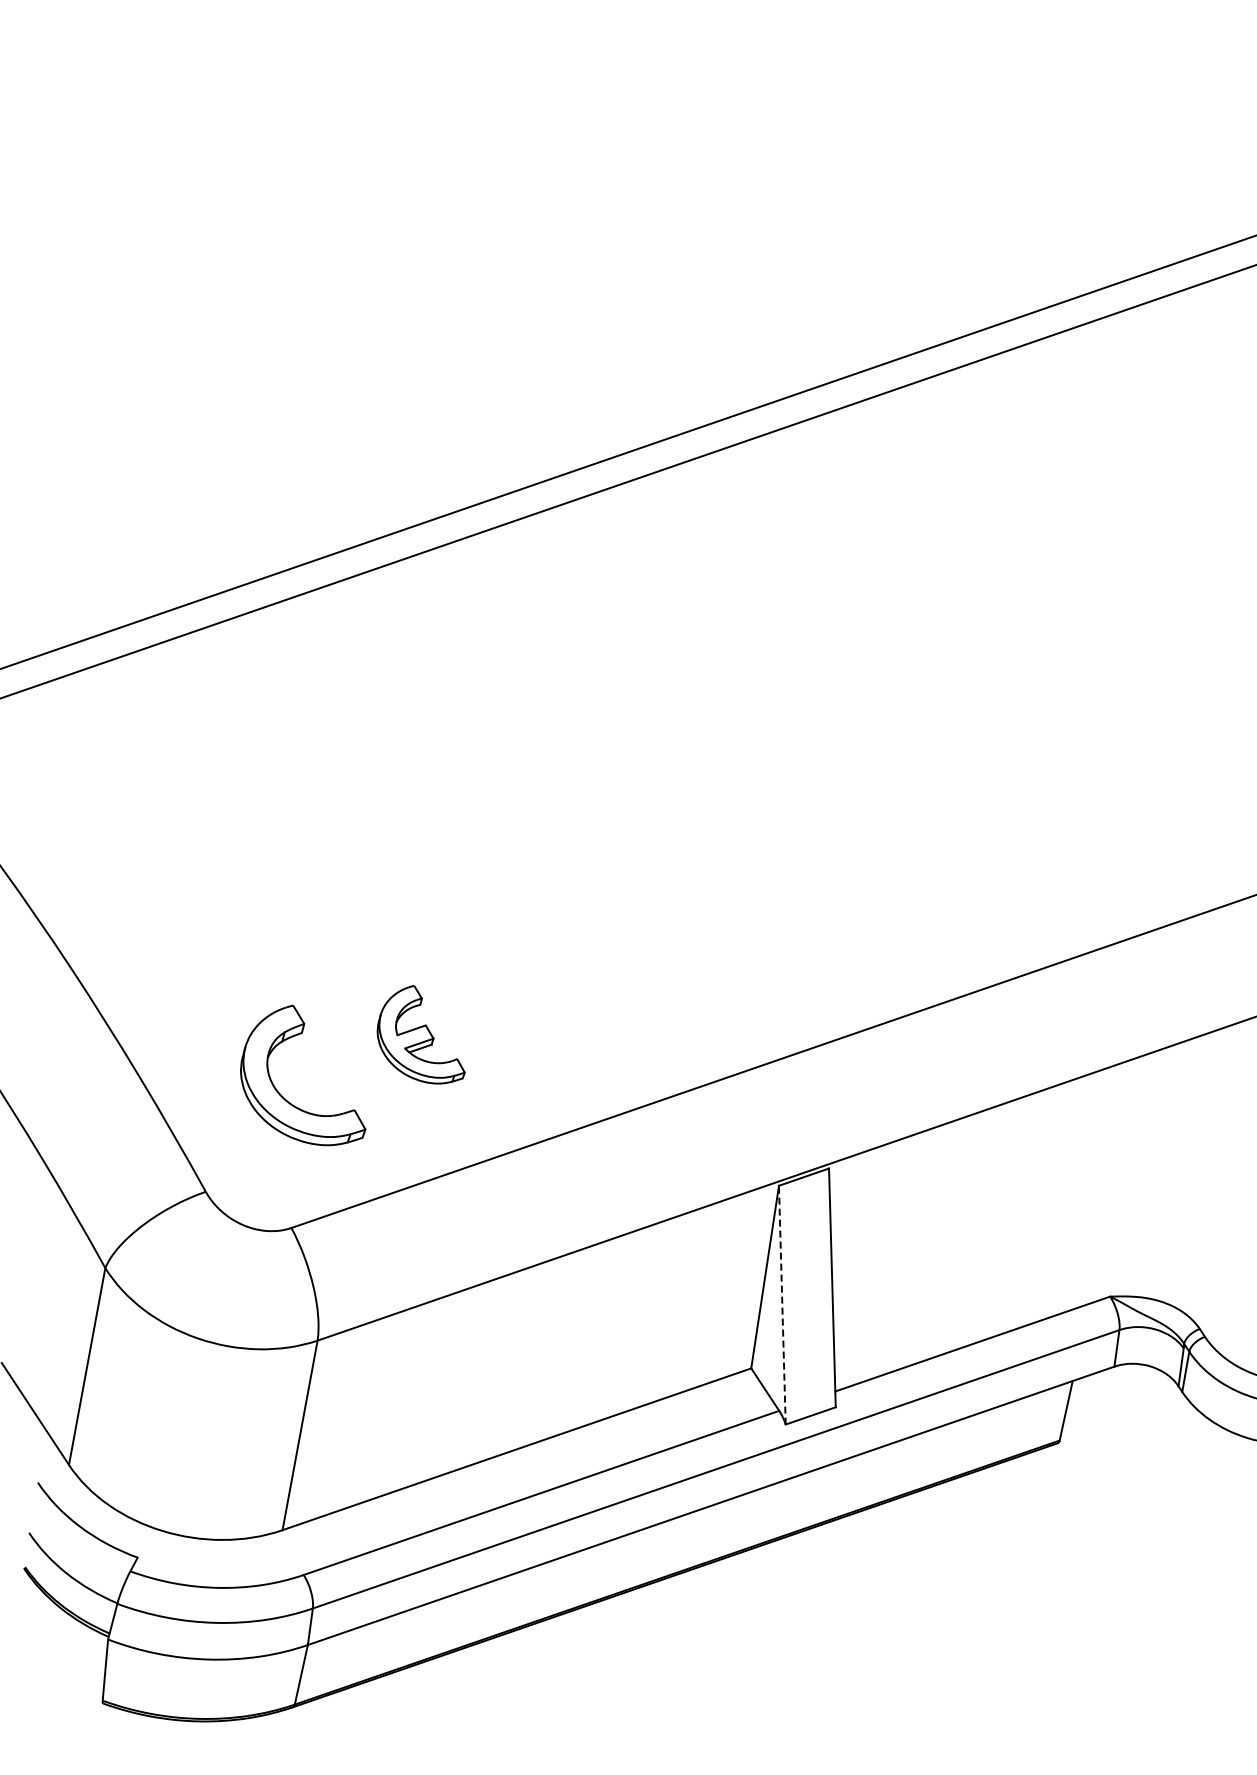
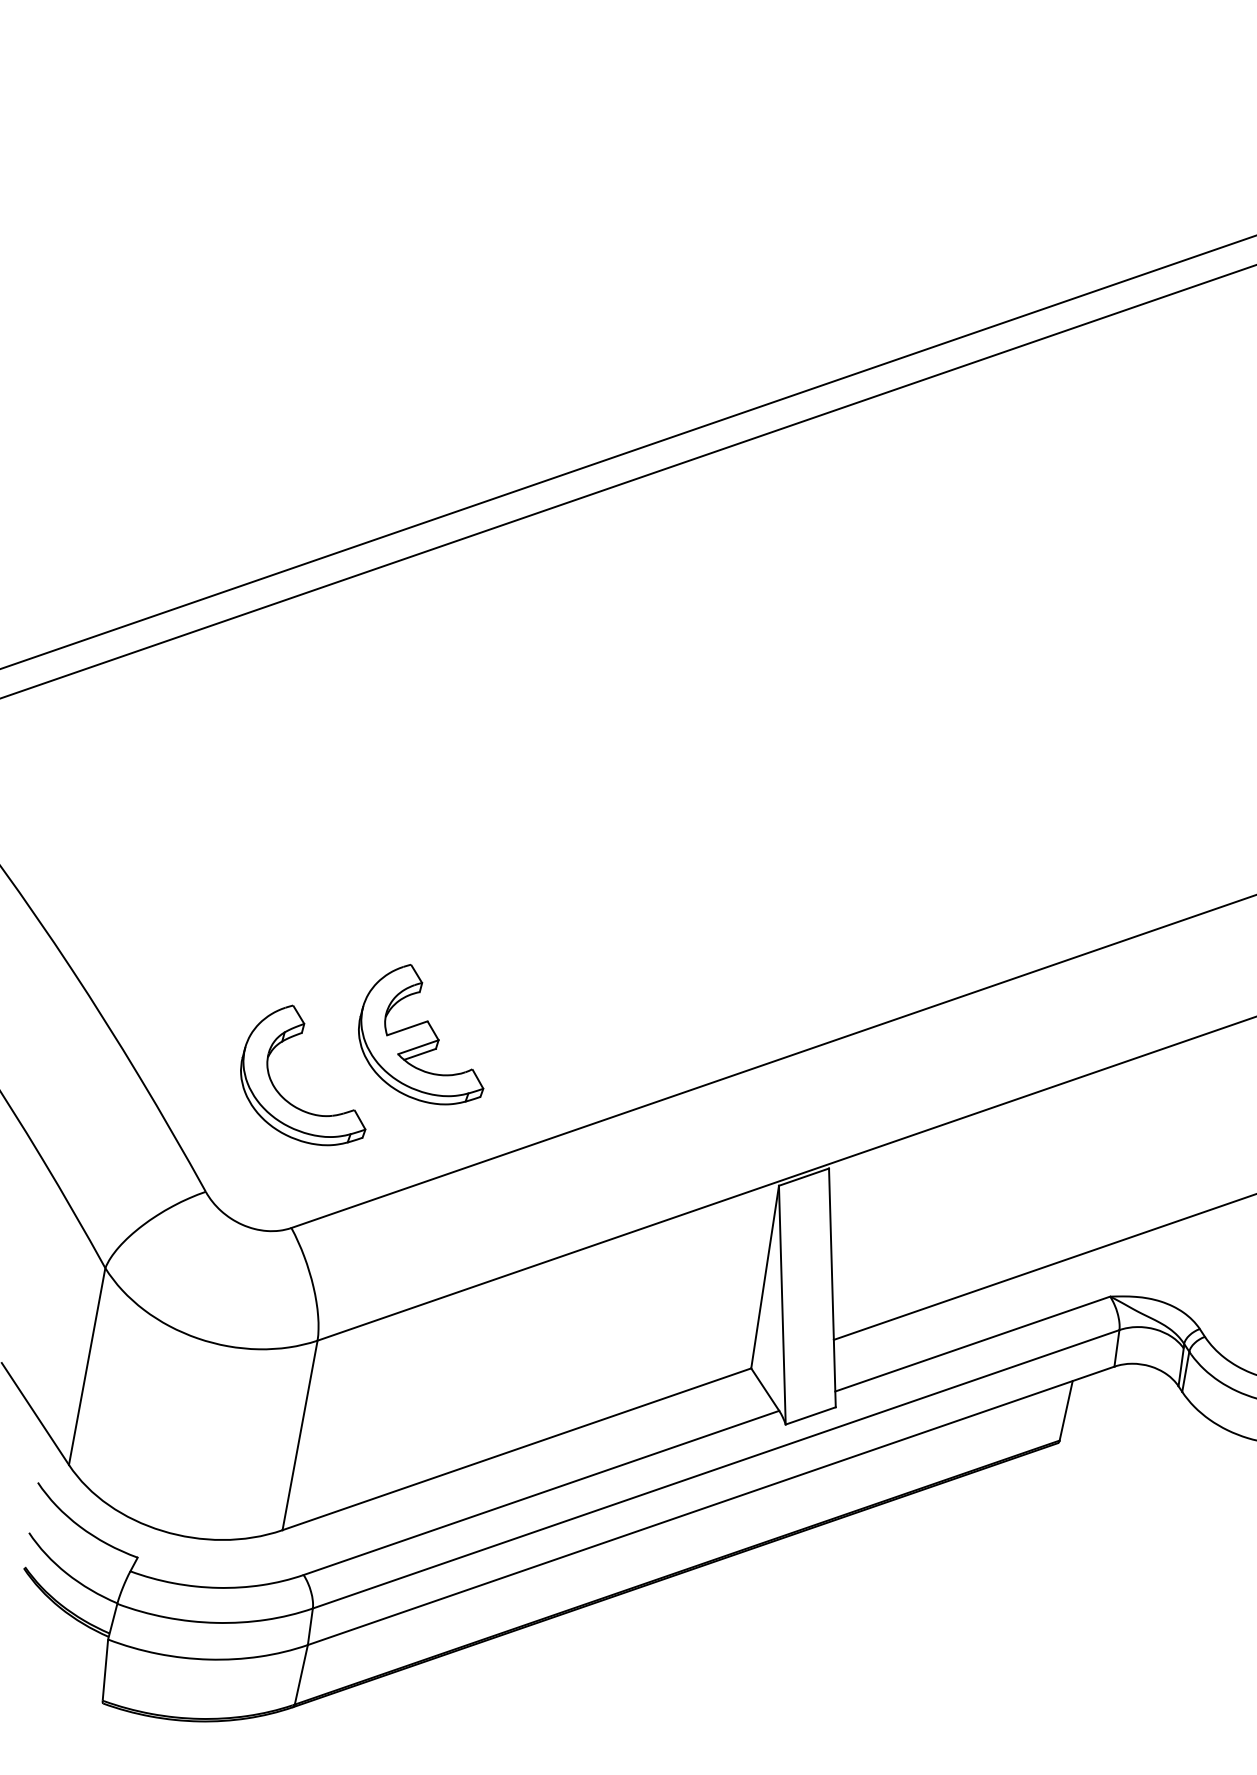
part size: 90x100 px -> 127x142 px (421, 1034)
line: none -> present (1043, 1267)
line: dashed -> solid (782, 1304)
